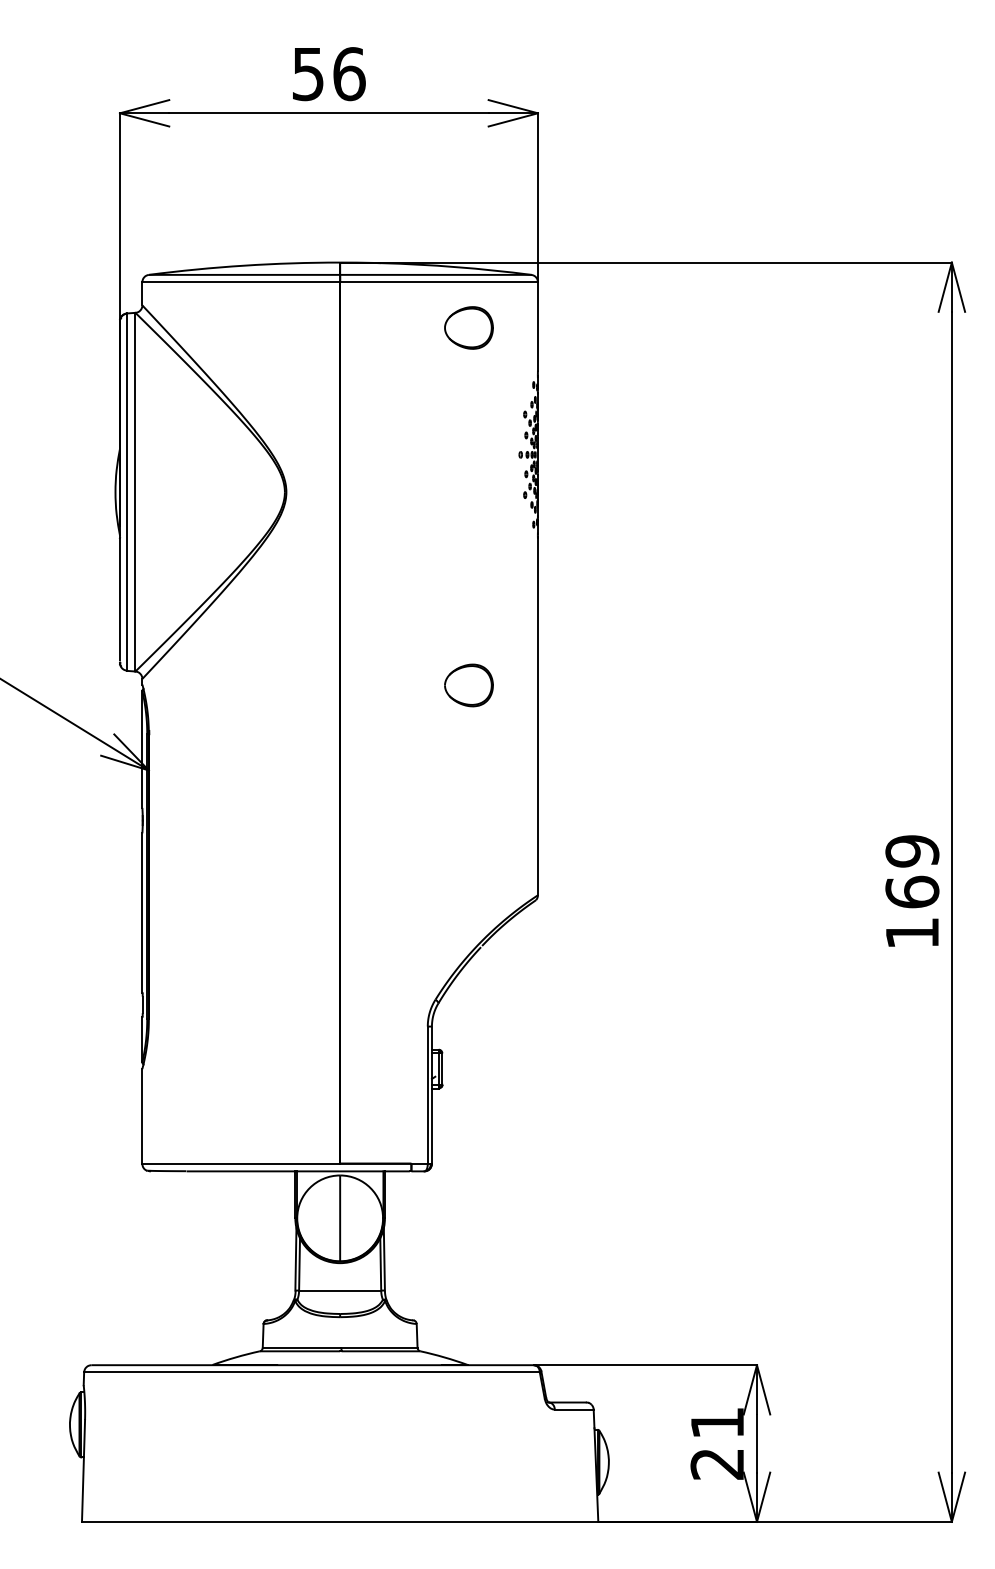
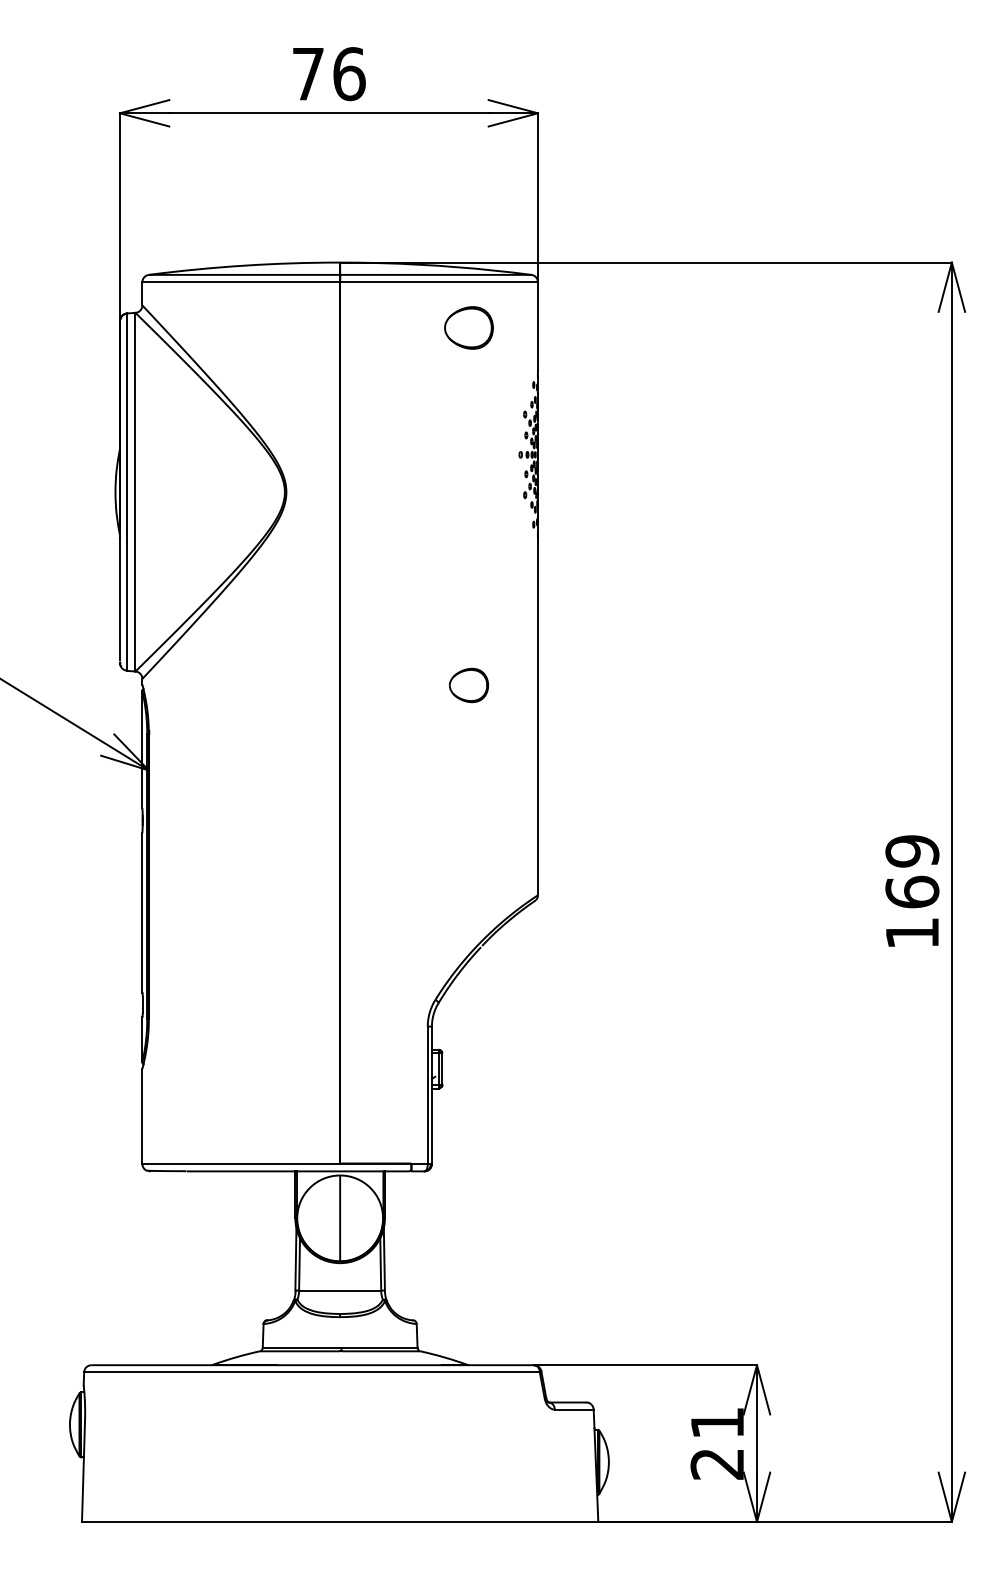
text: 56 -> 76 (308, 74)
part size: 50x45 px -> 42x37 px (468, 685)
